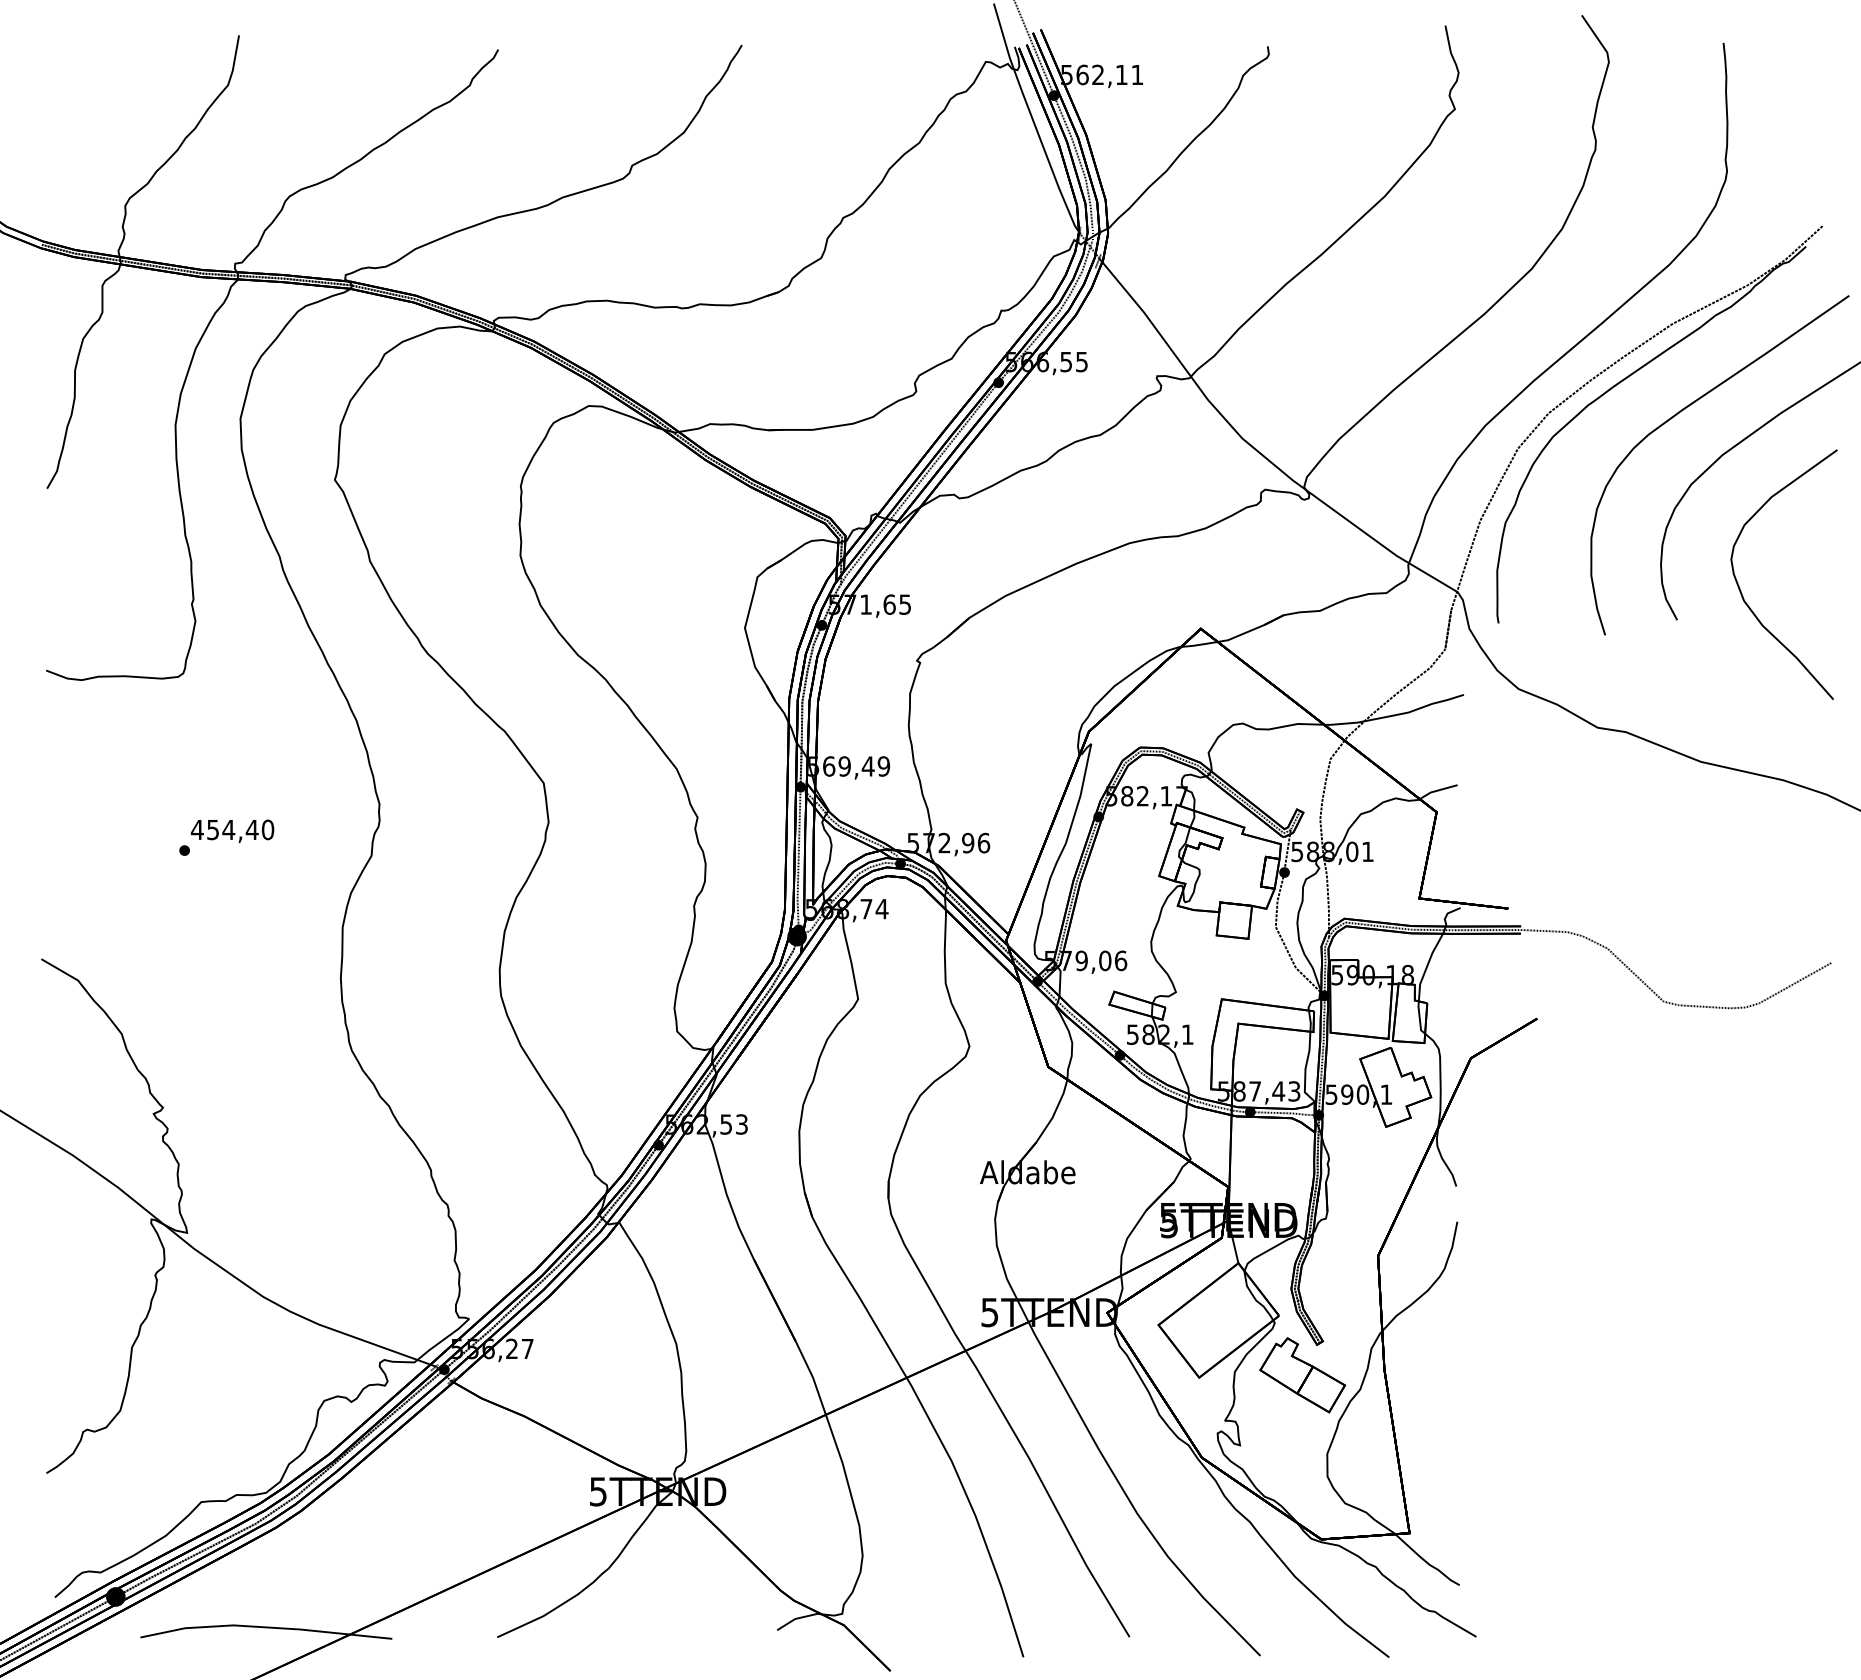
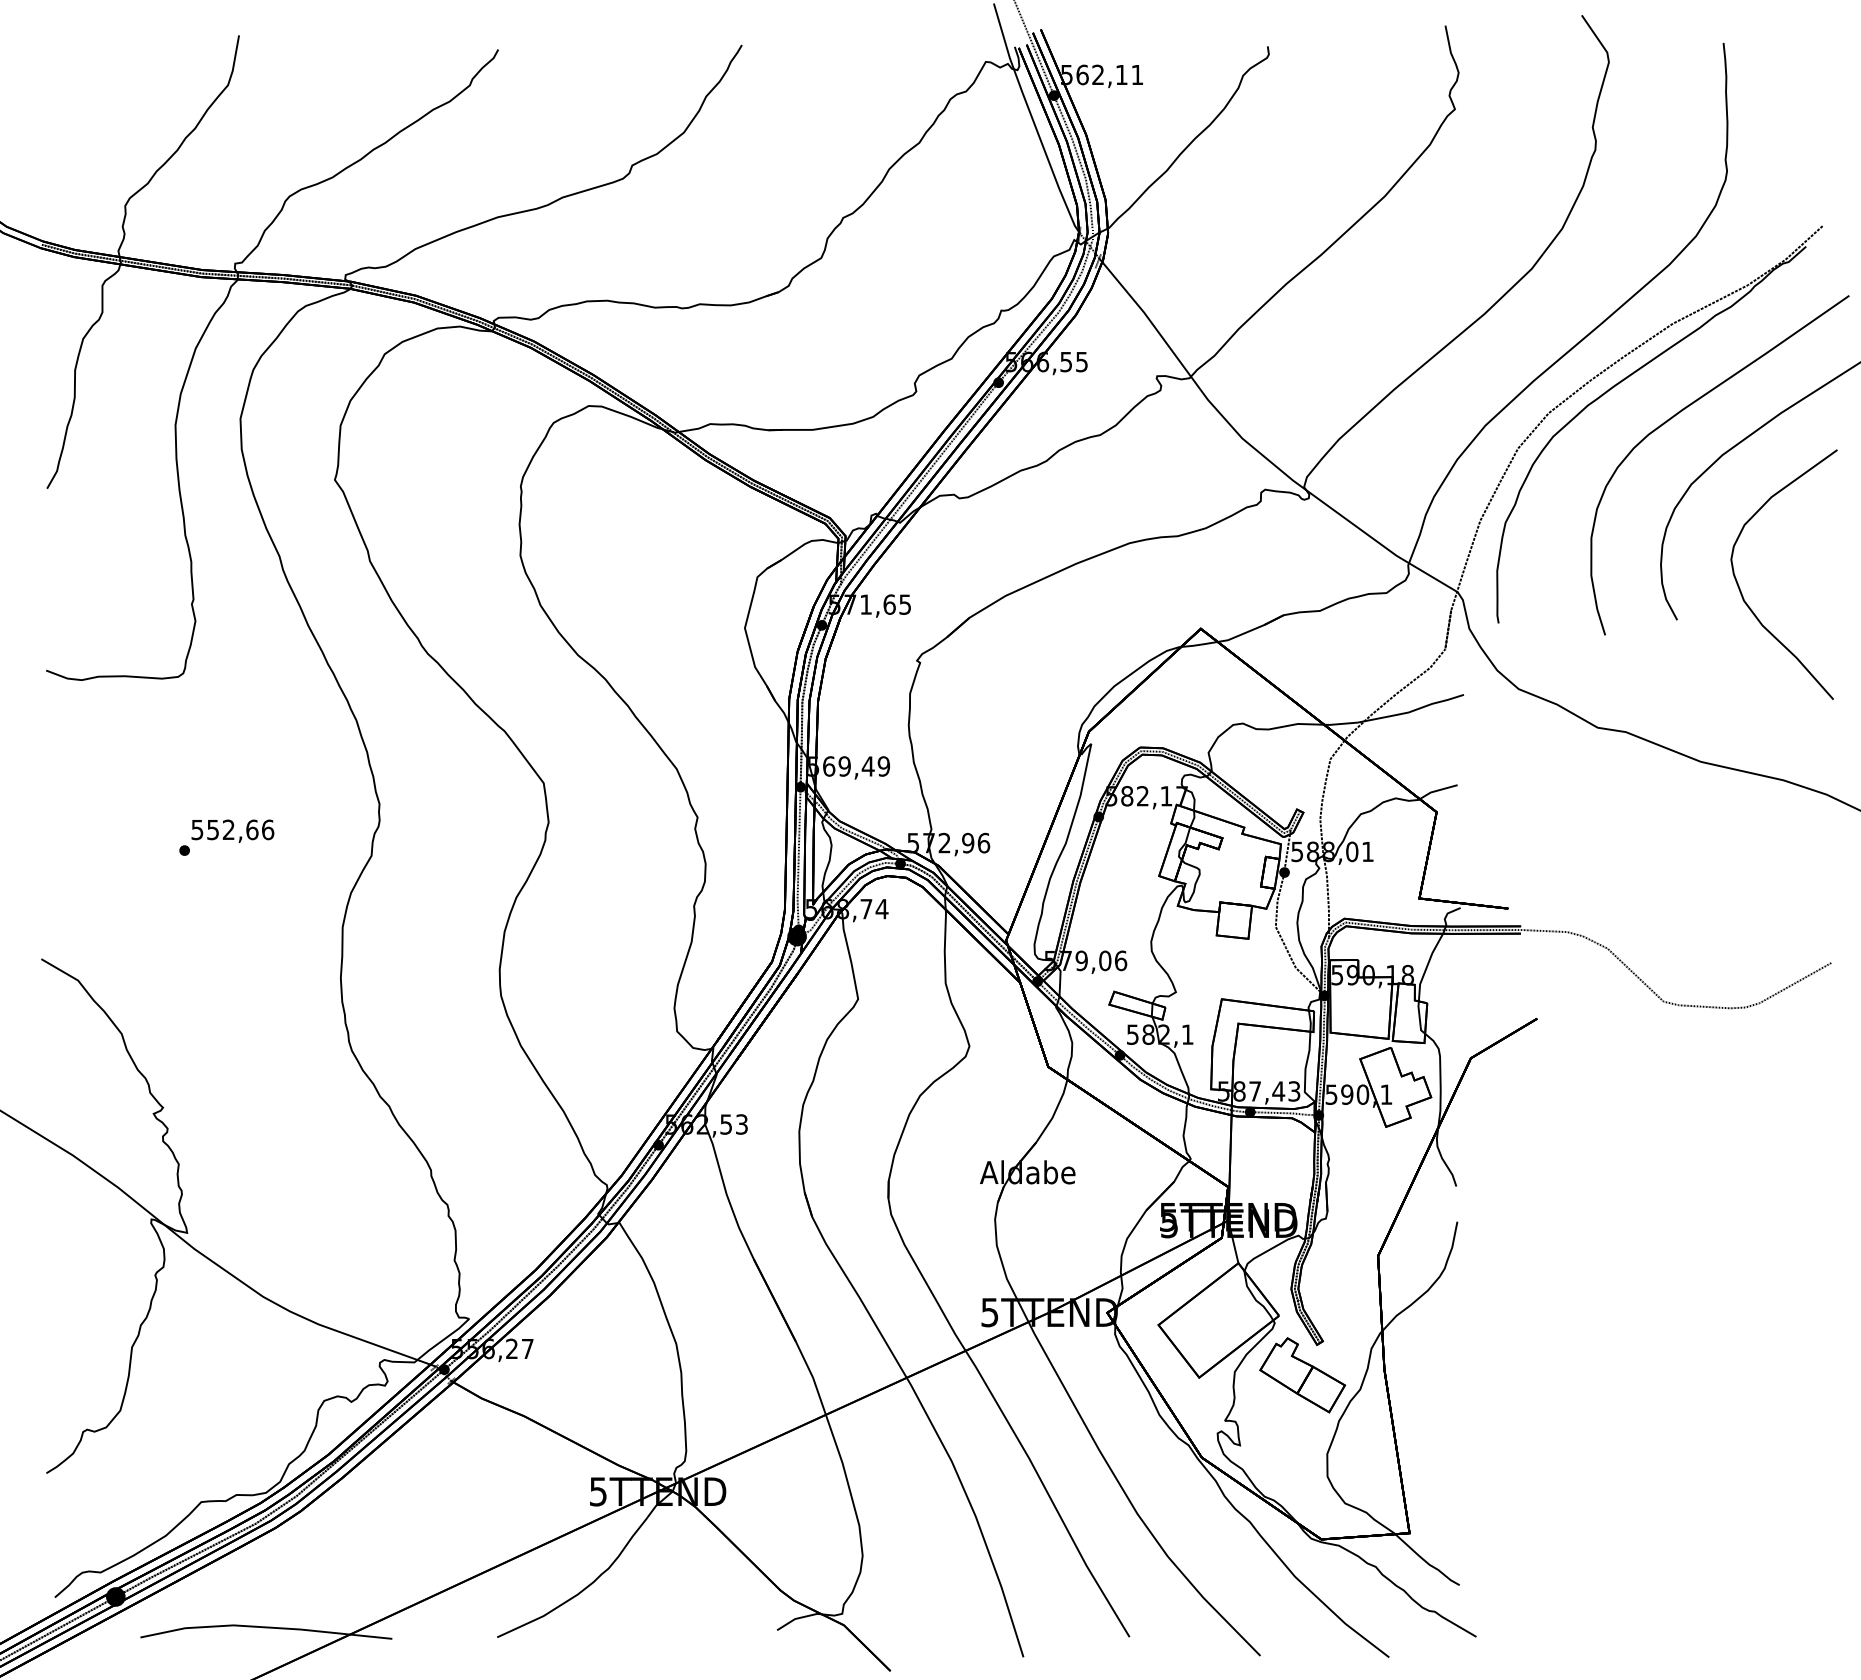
text: 454,40 -> 552,66 (232, 829)
